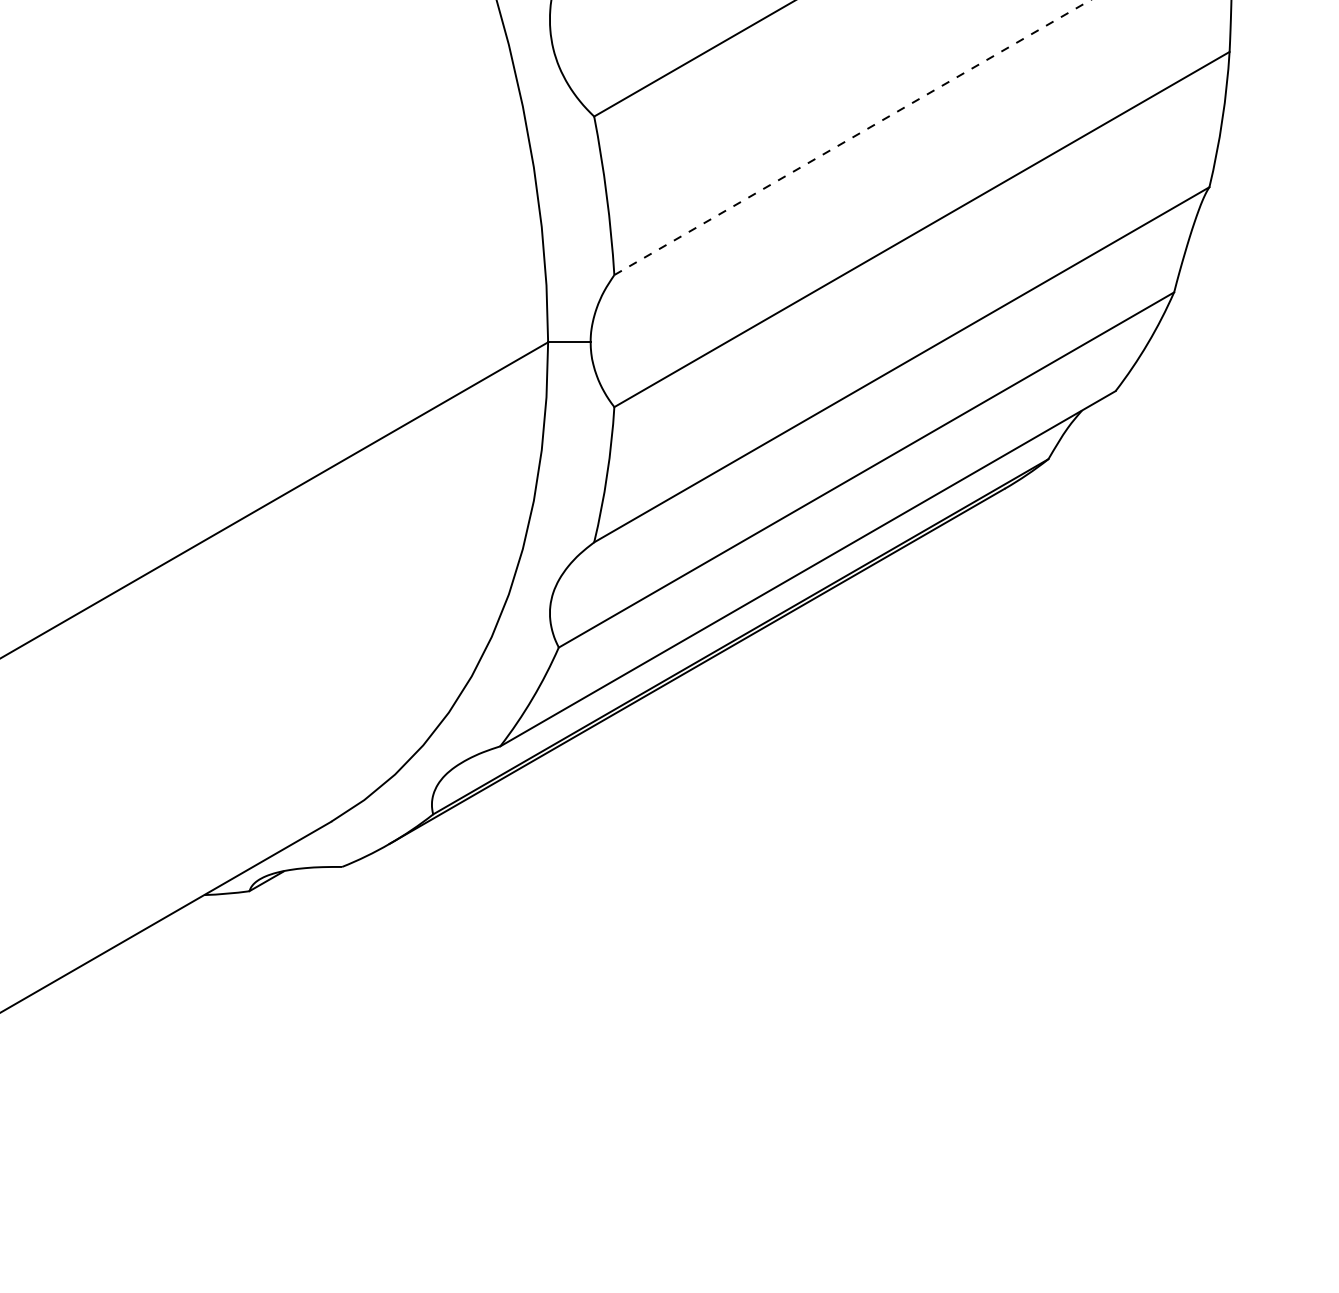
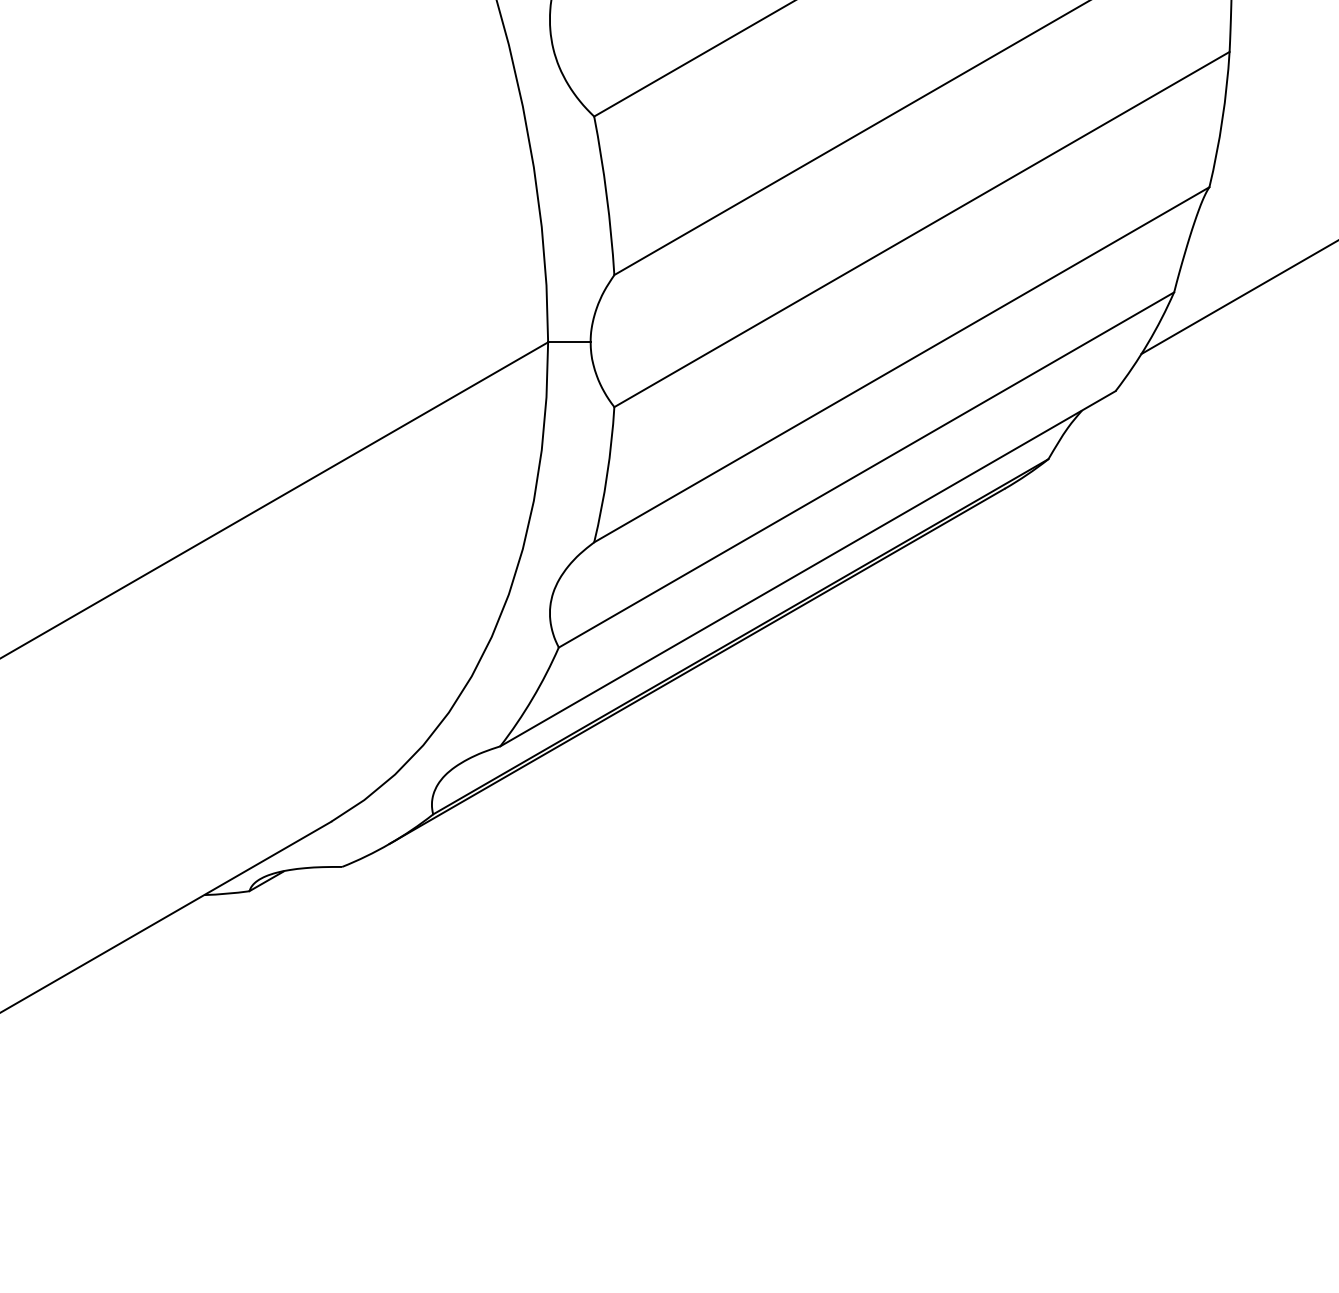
line: dashed -> solid (852, 137)
line: none -> present (1238, 297)
